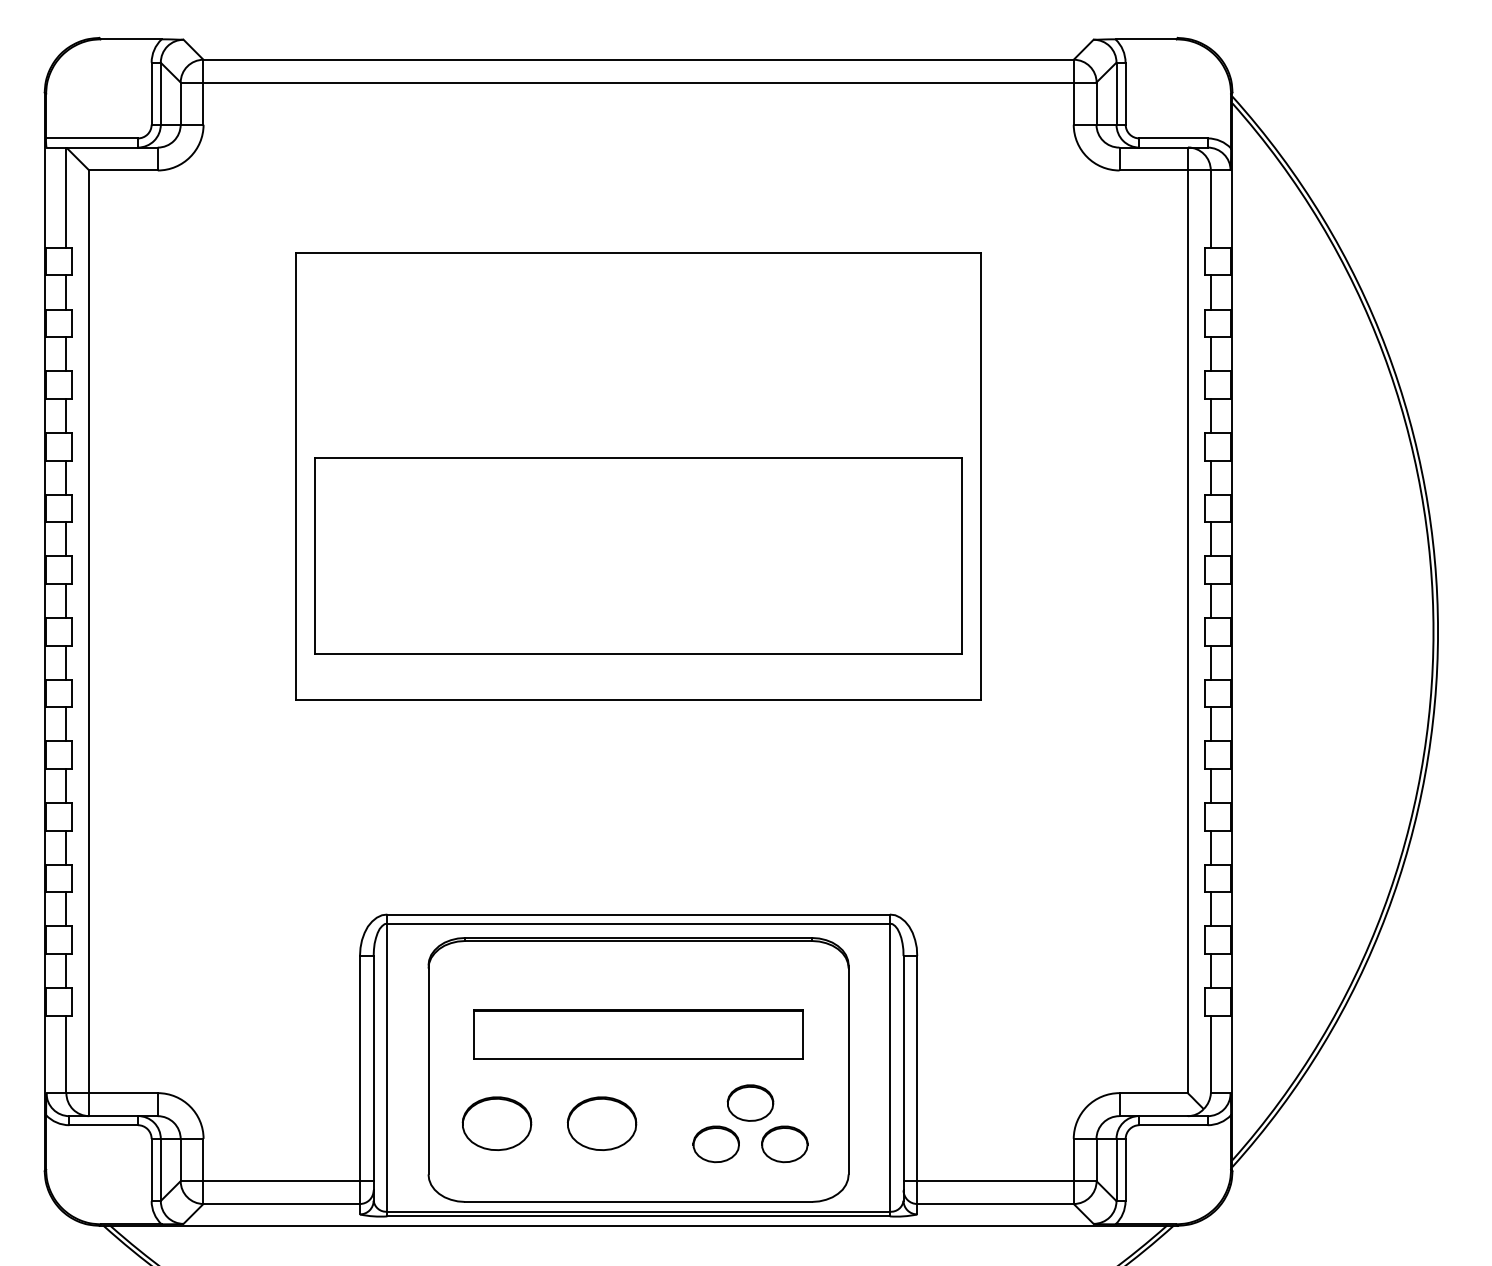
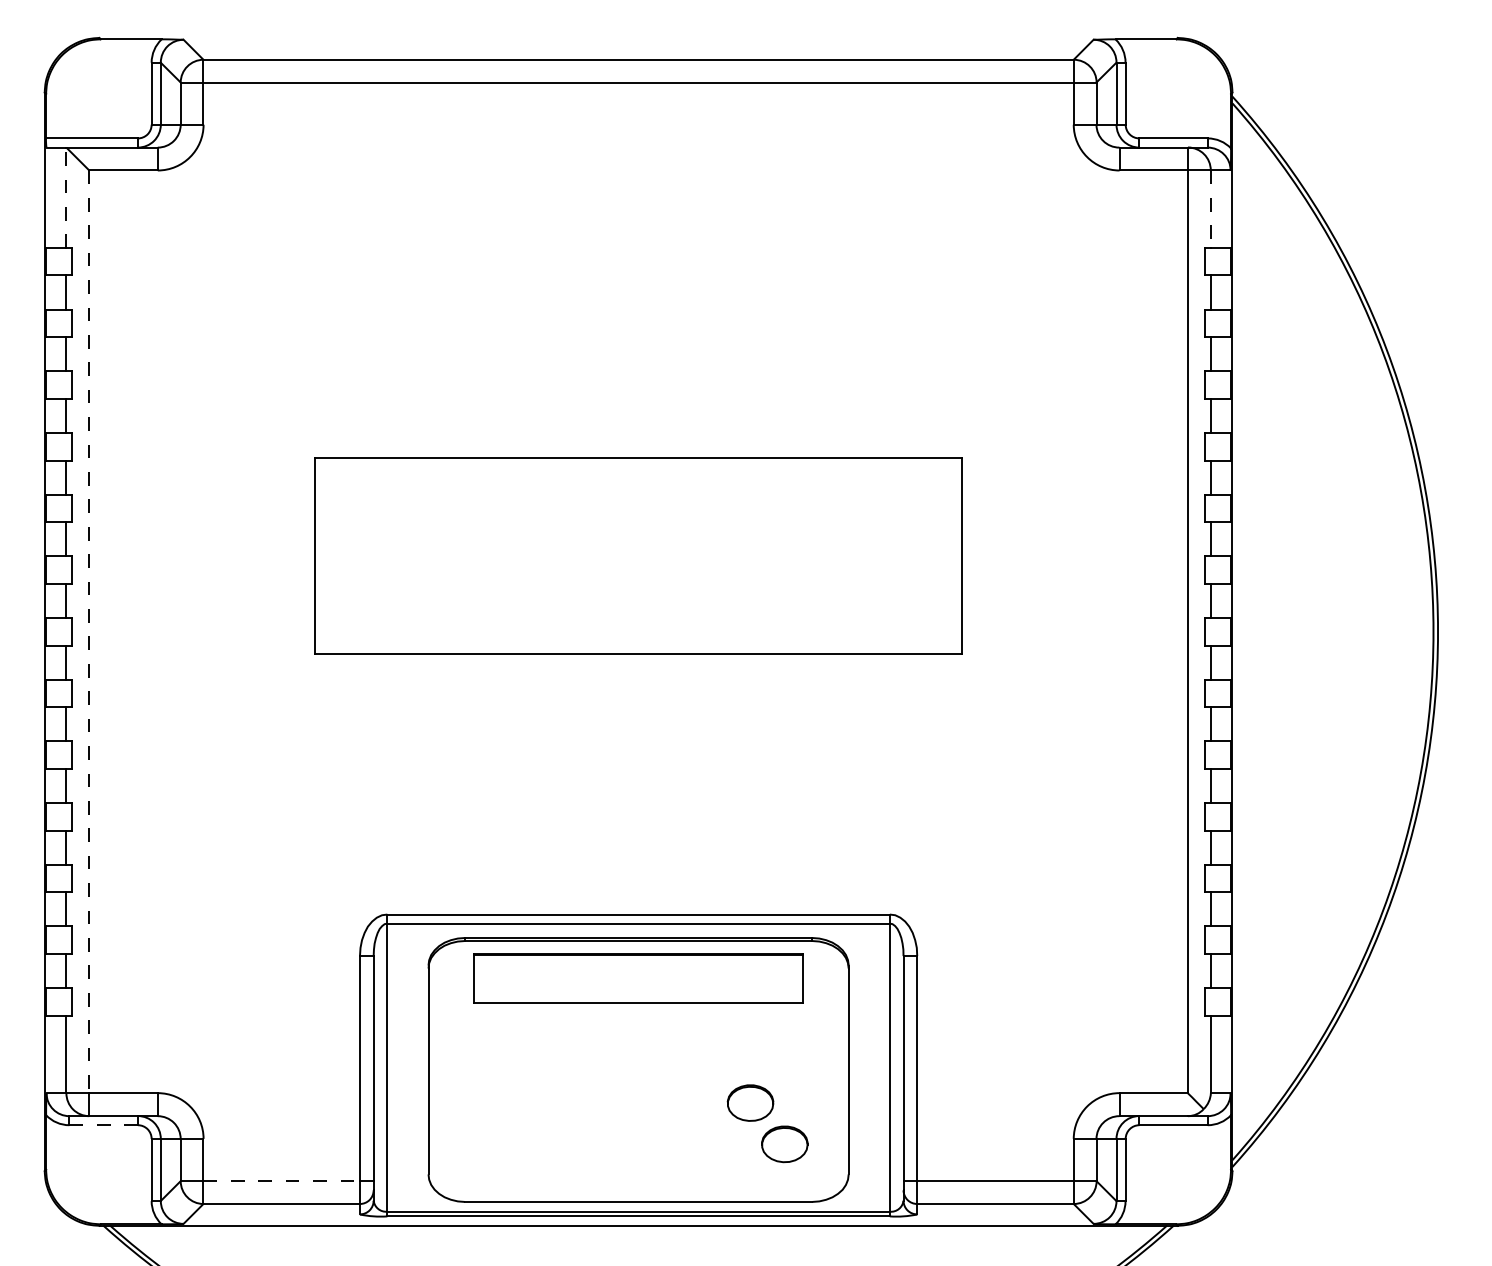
line: solid -> dashed (66, 197)
line: solid -> dashed (1210, 209)
part: present -> none (638, 476)
line: solid -> dashed (89, 632)
part position: (638, 1034) -> (638, 978) (638, 978)
part: present -> none (496, 1123)
part: present -> none (601, 1123)
line: solid -> dashed (103, 1125)
part: present -> none (715, 1144)
line: solid -> dashed (282, 1181)
